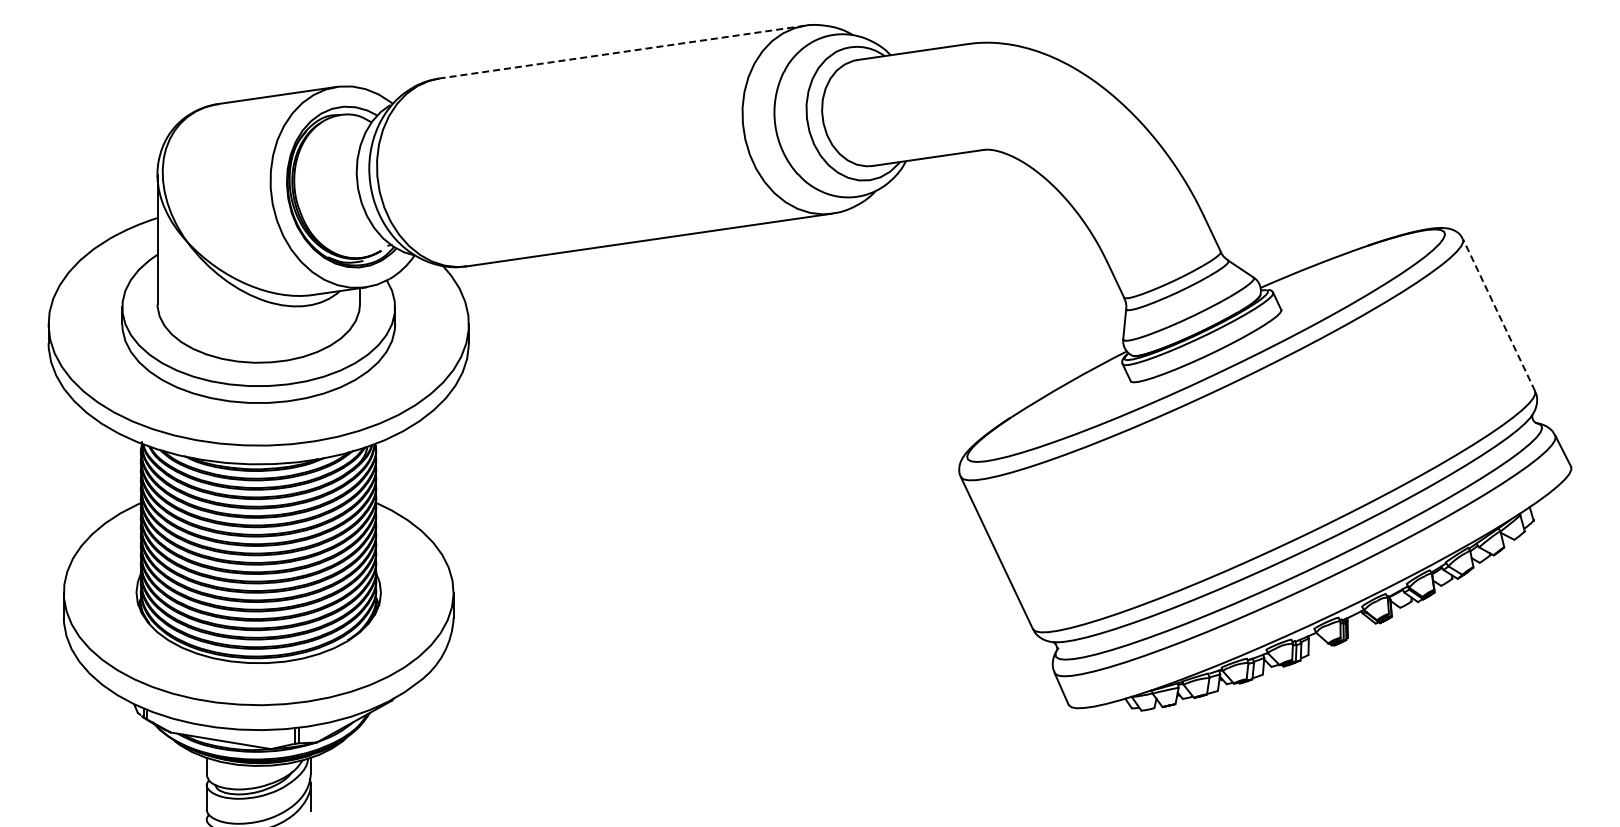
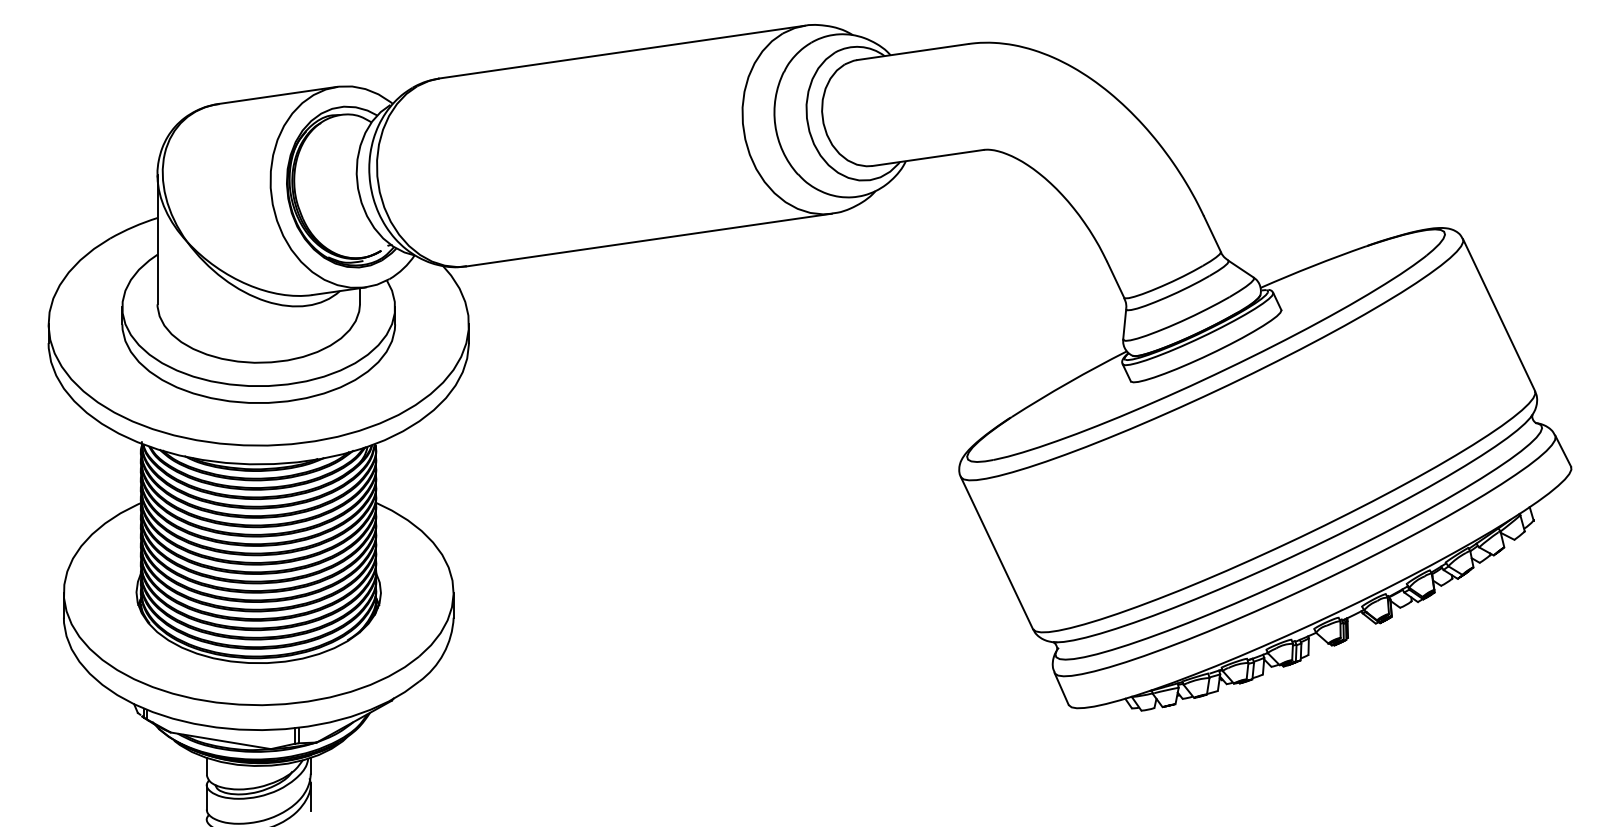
line: dashed -> solid (622, 52)
line: dashed -> solid (1498, 314)
